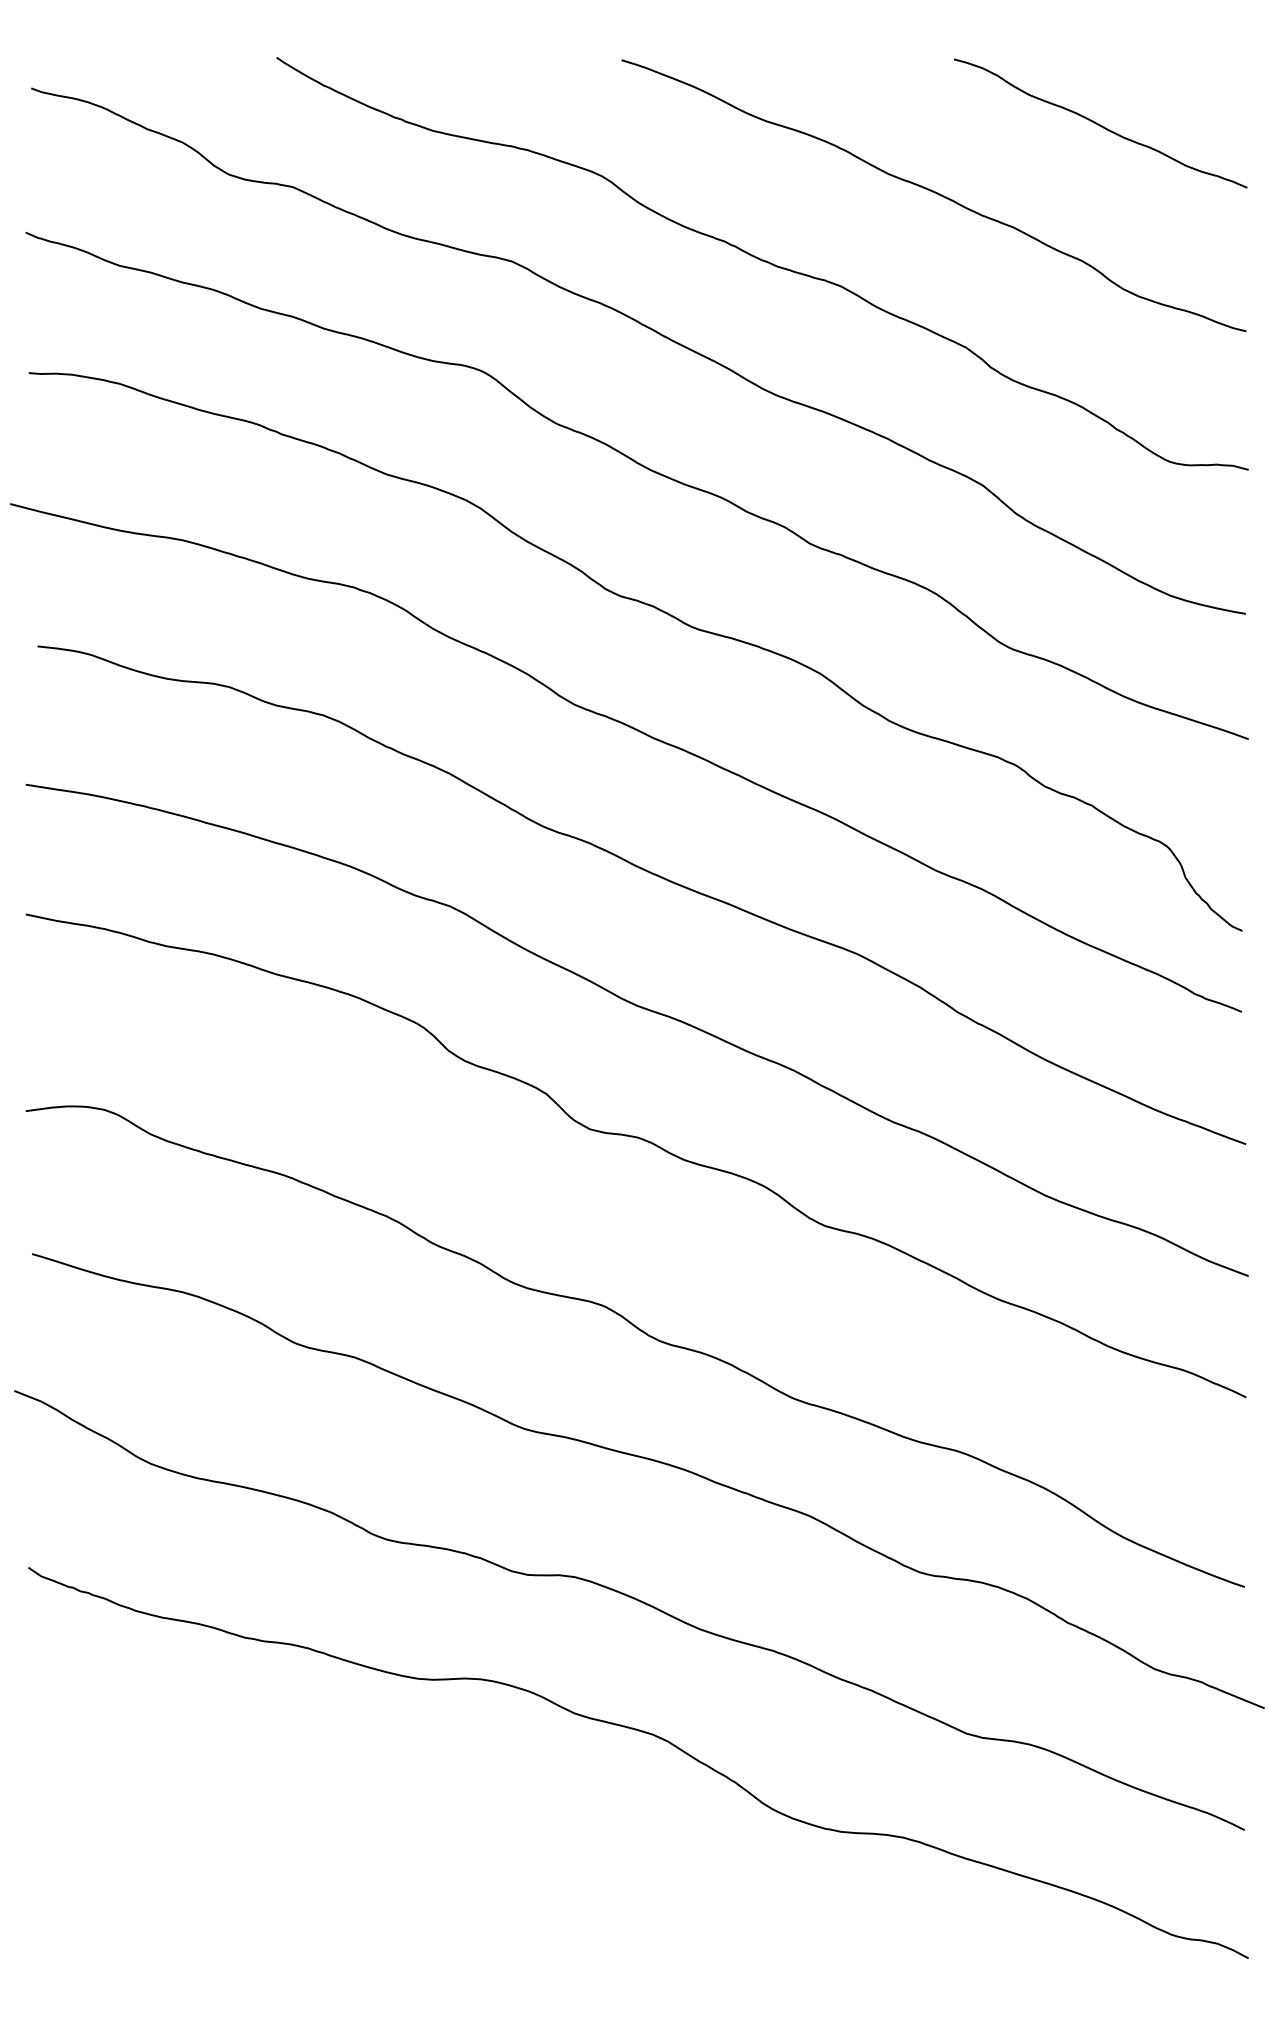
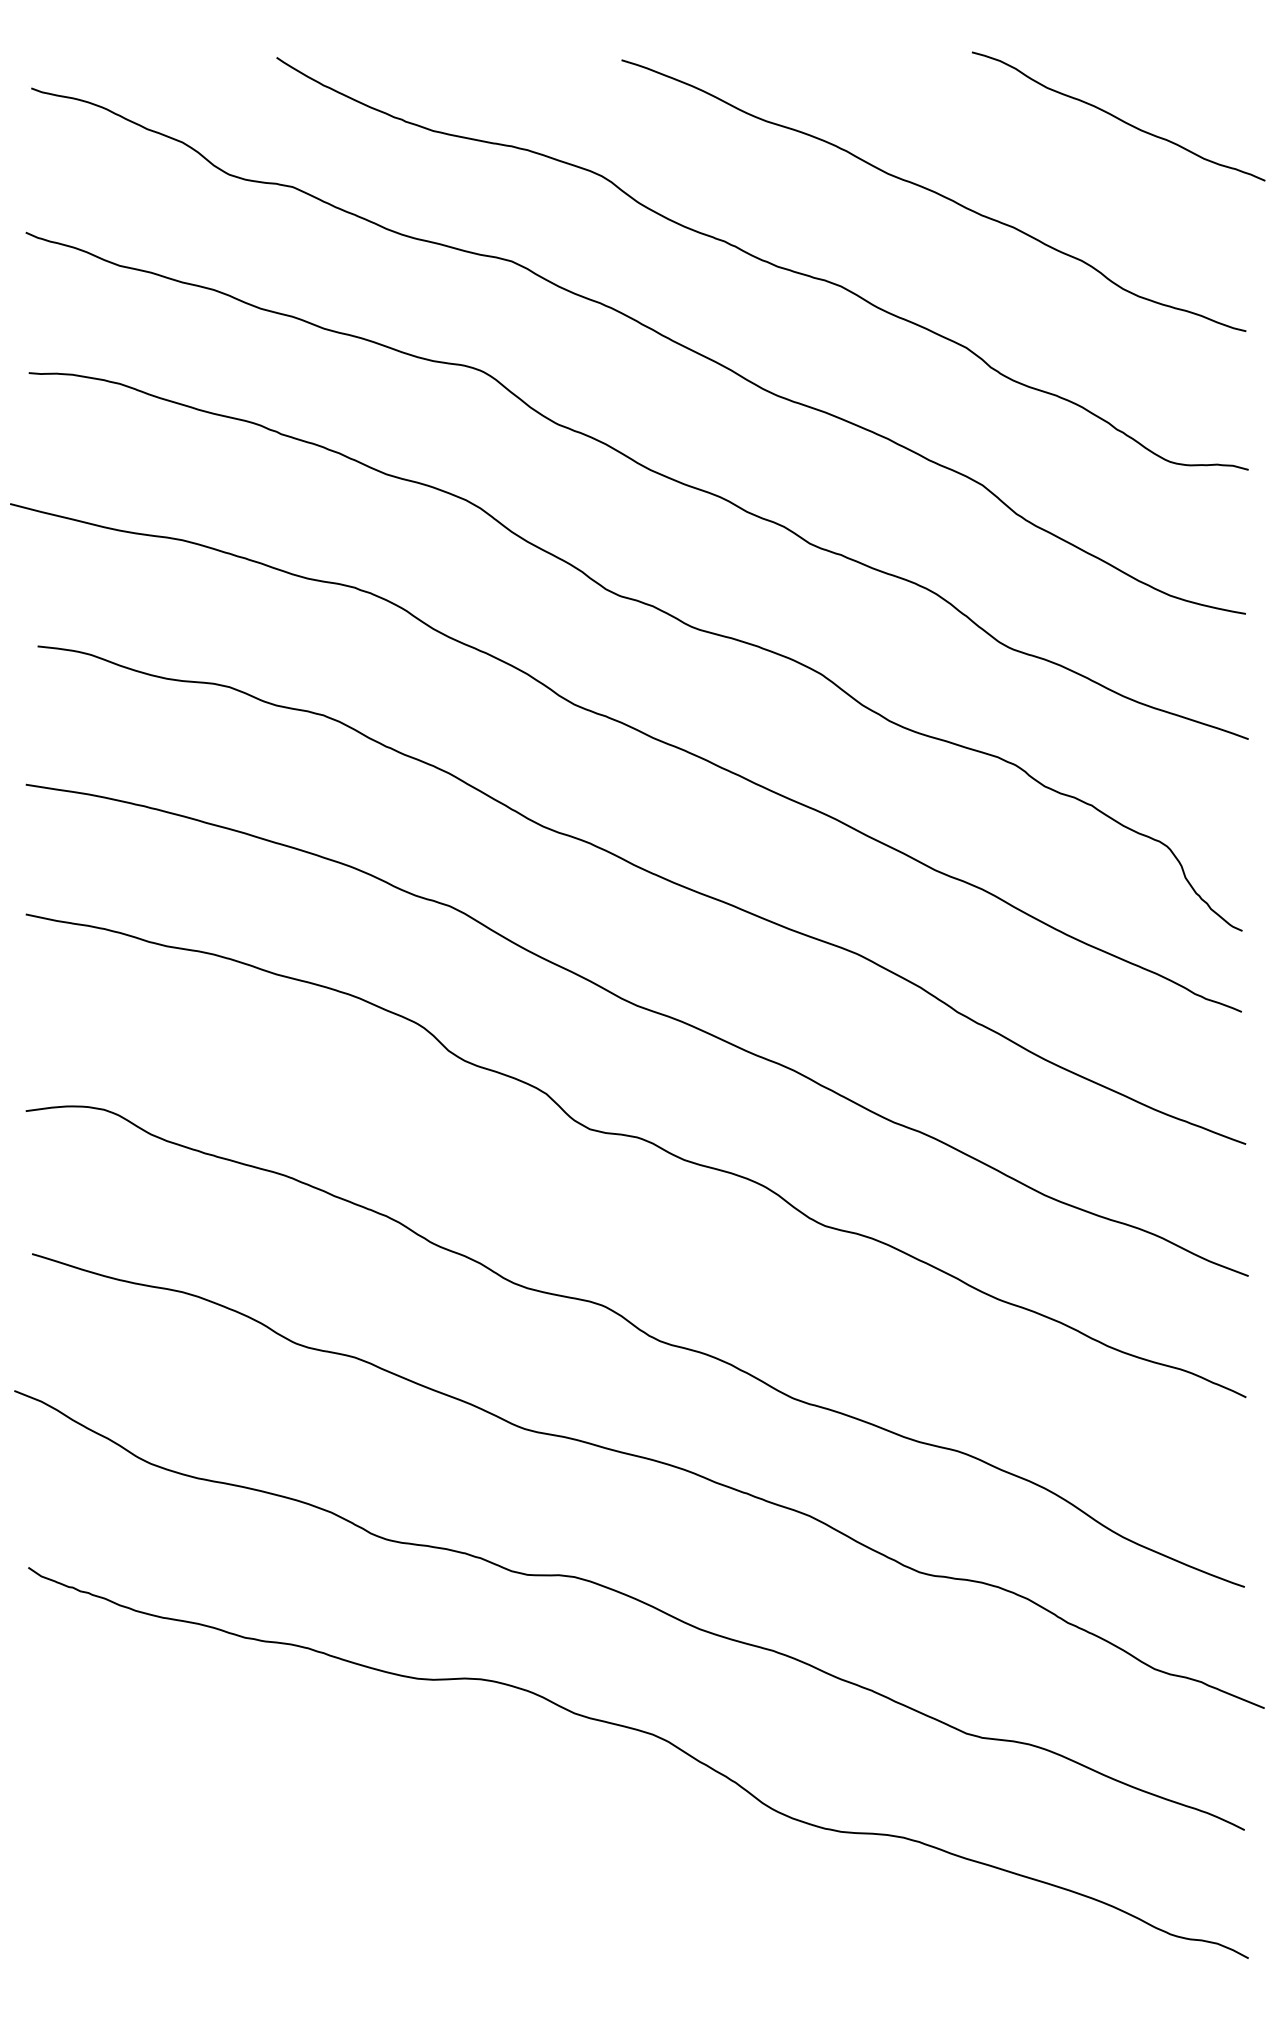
curve position: (1100, 124) -> (1118, 117) (1118, 117)
